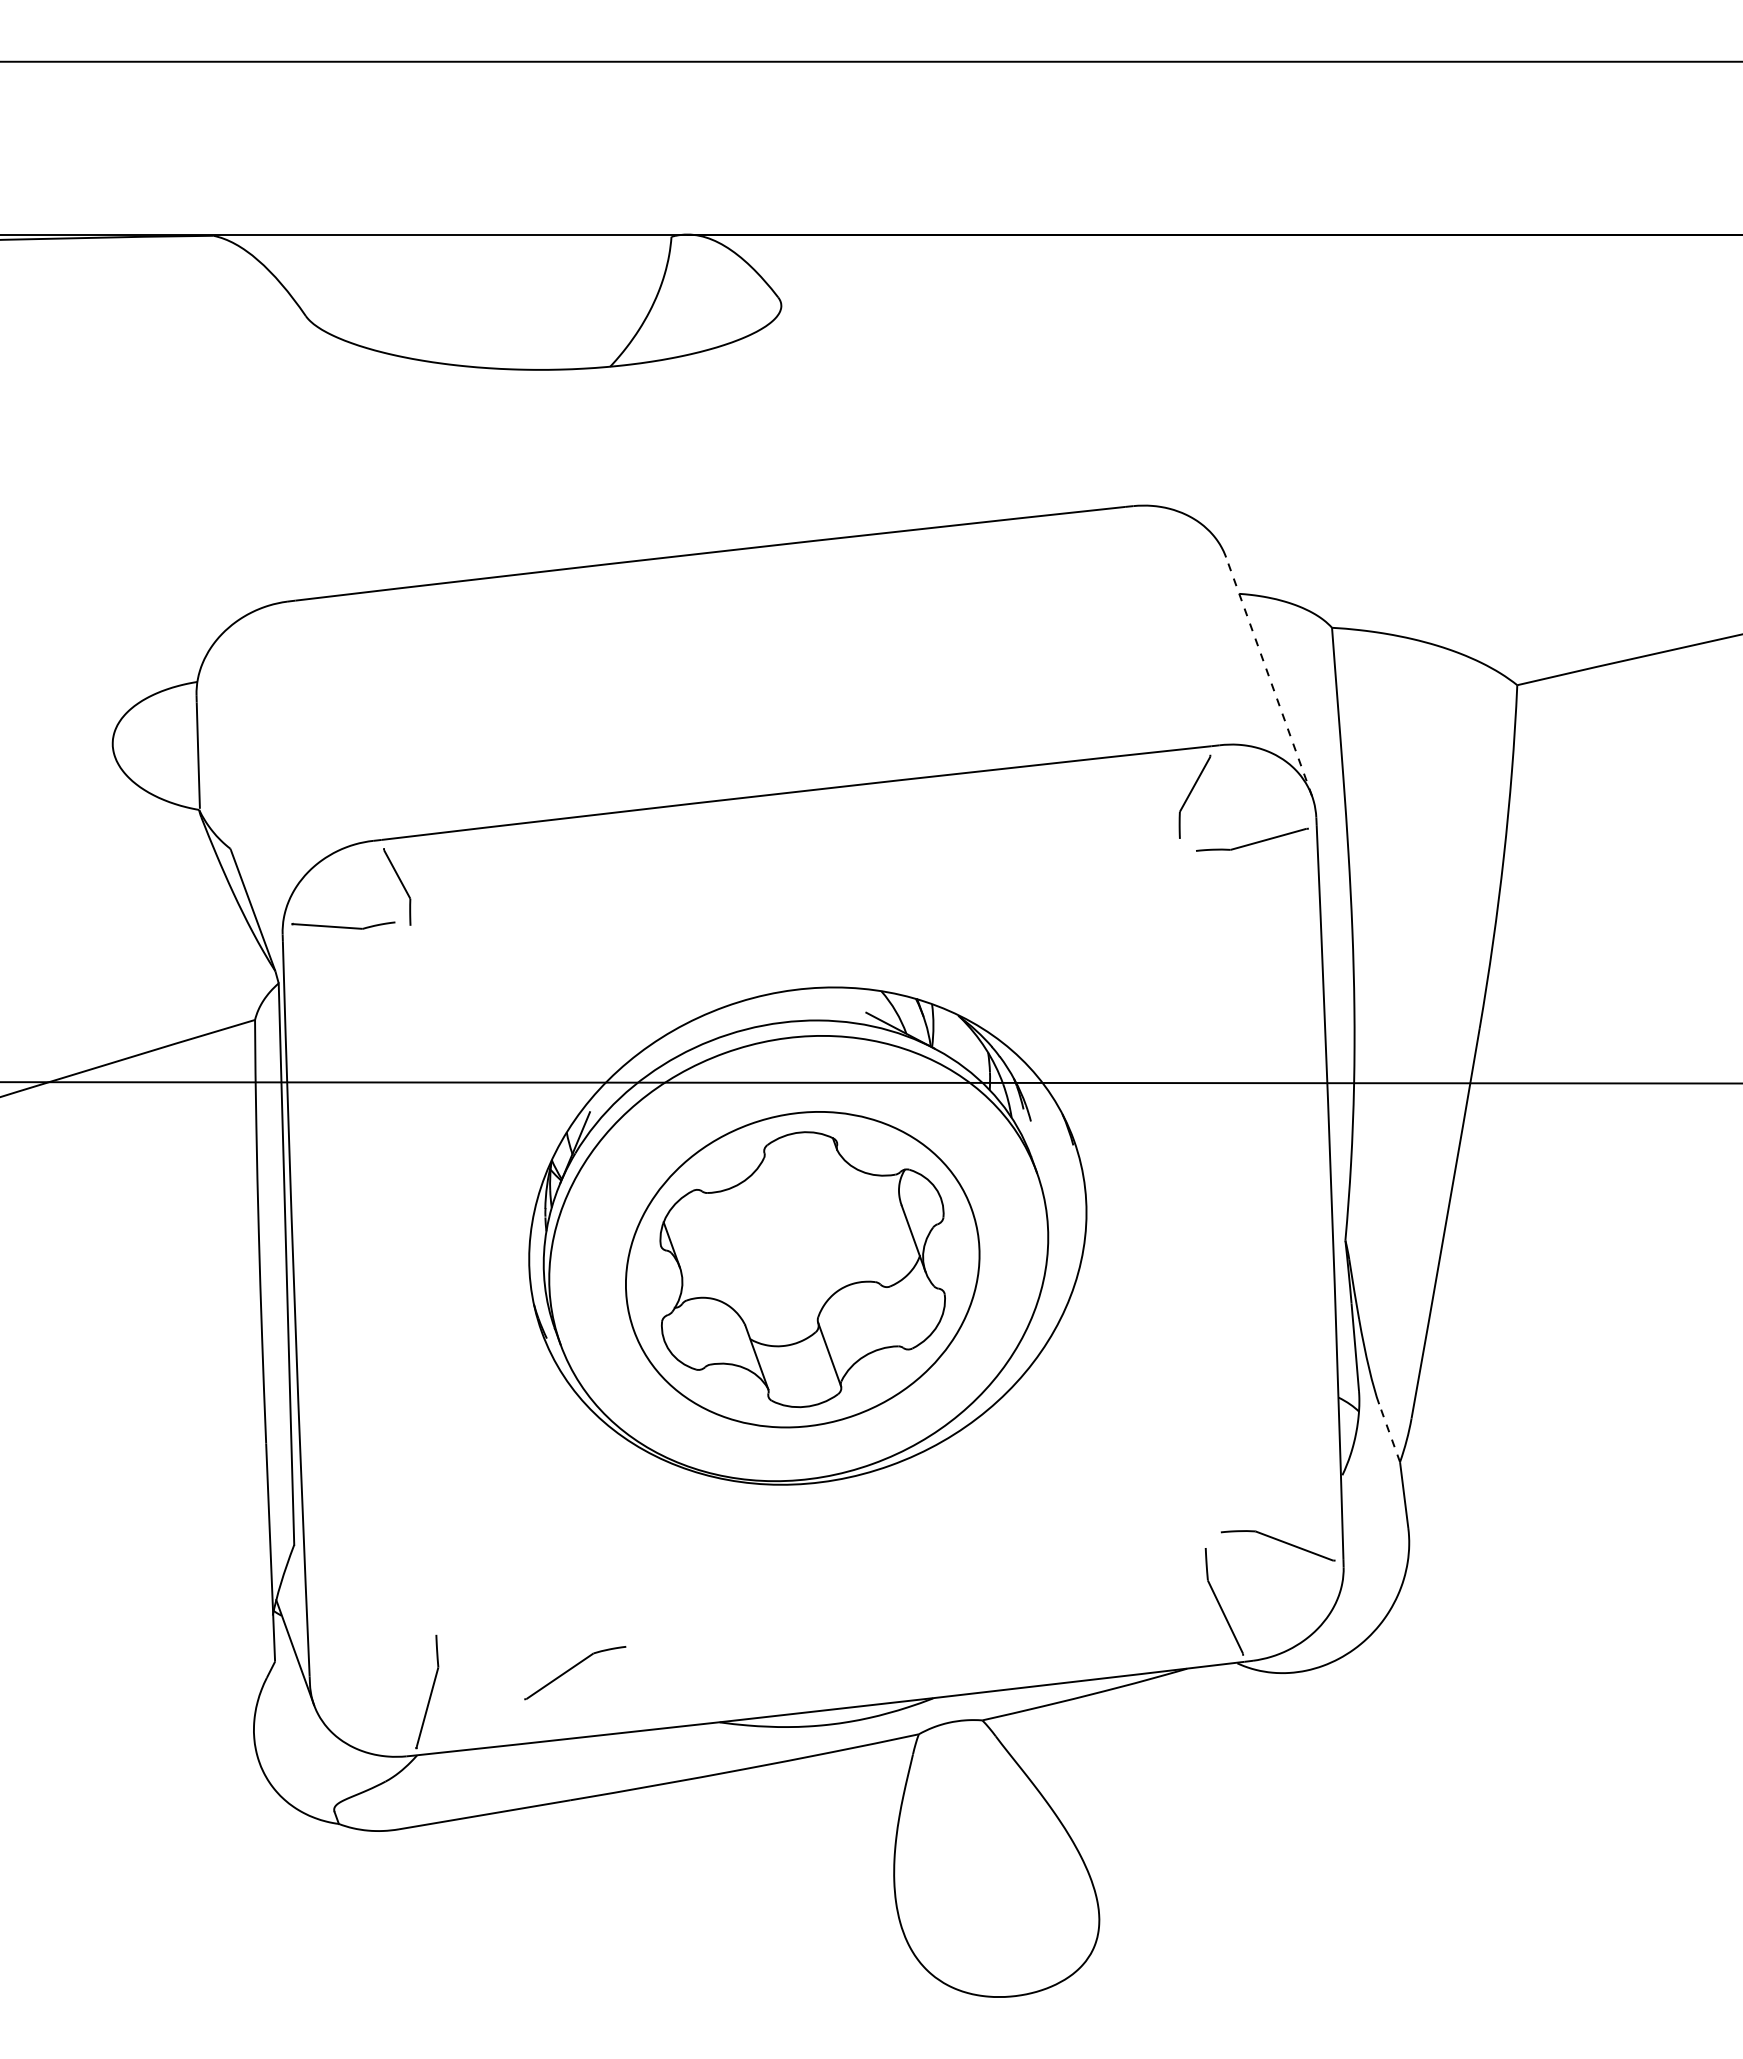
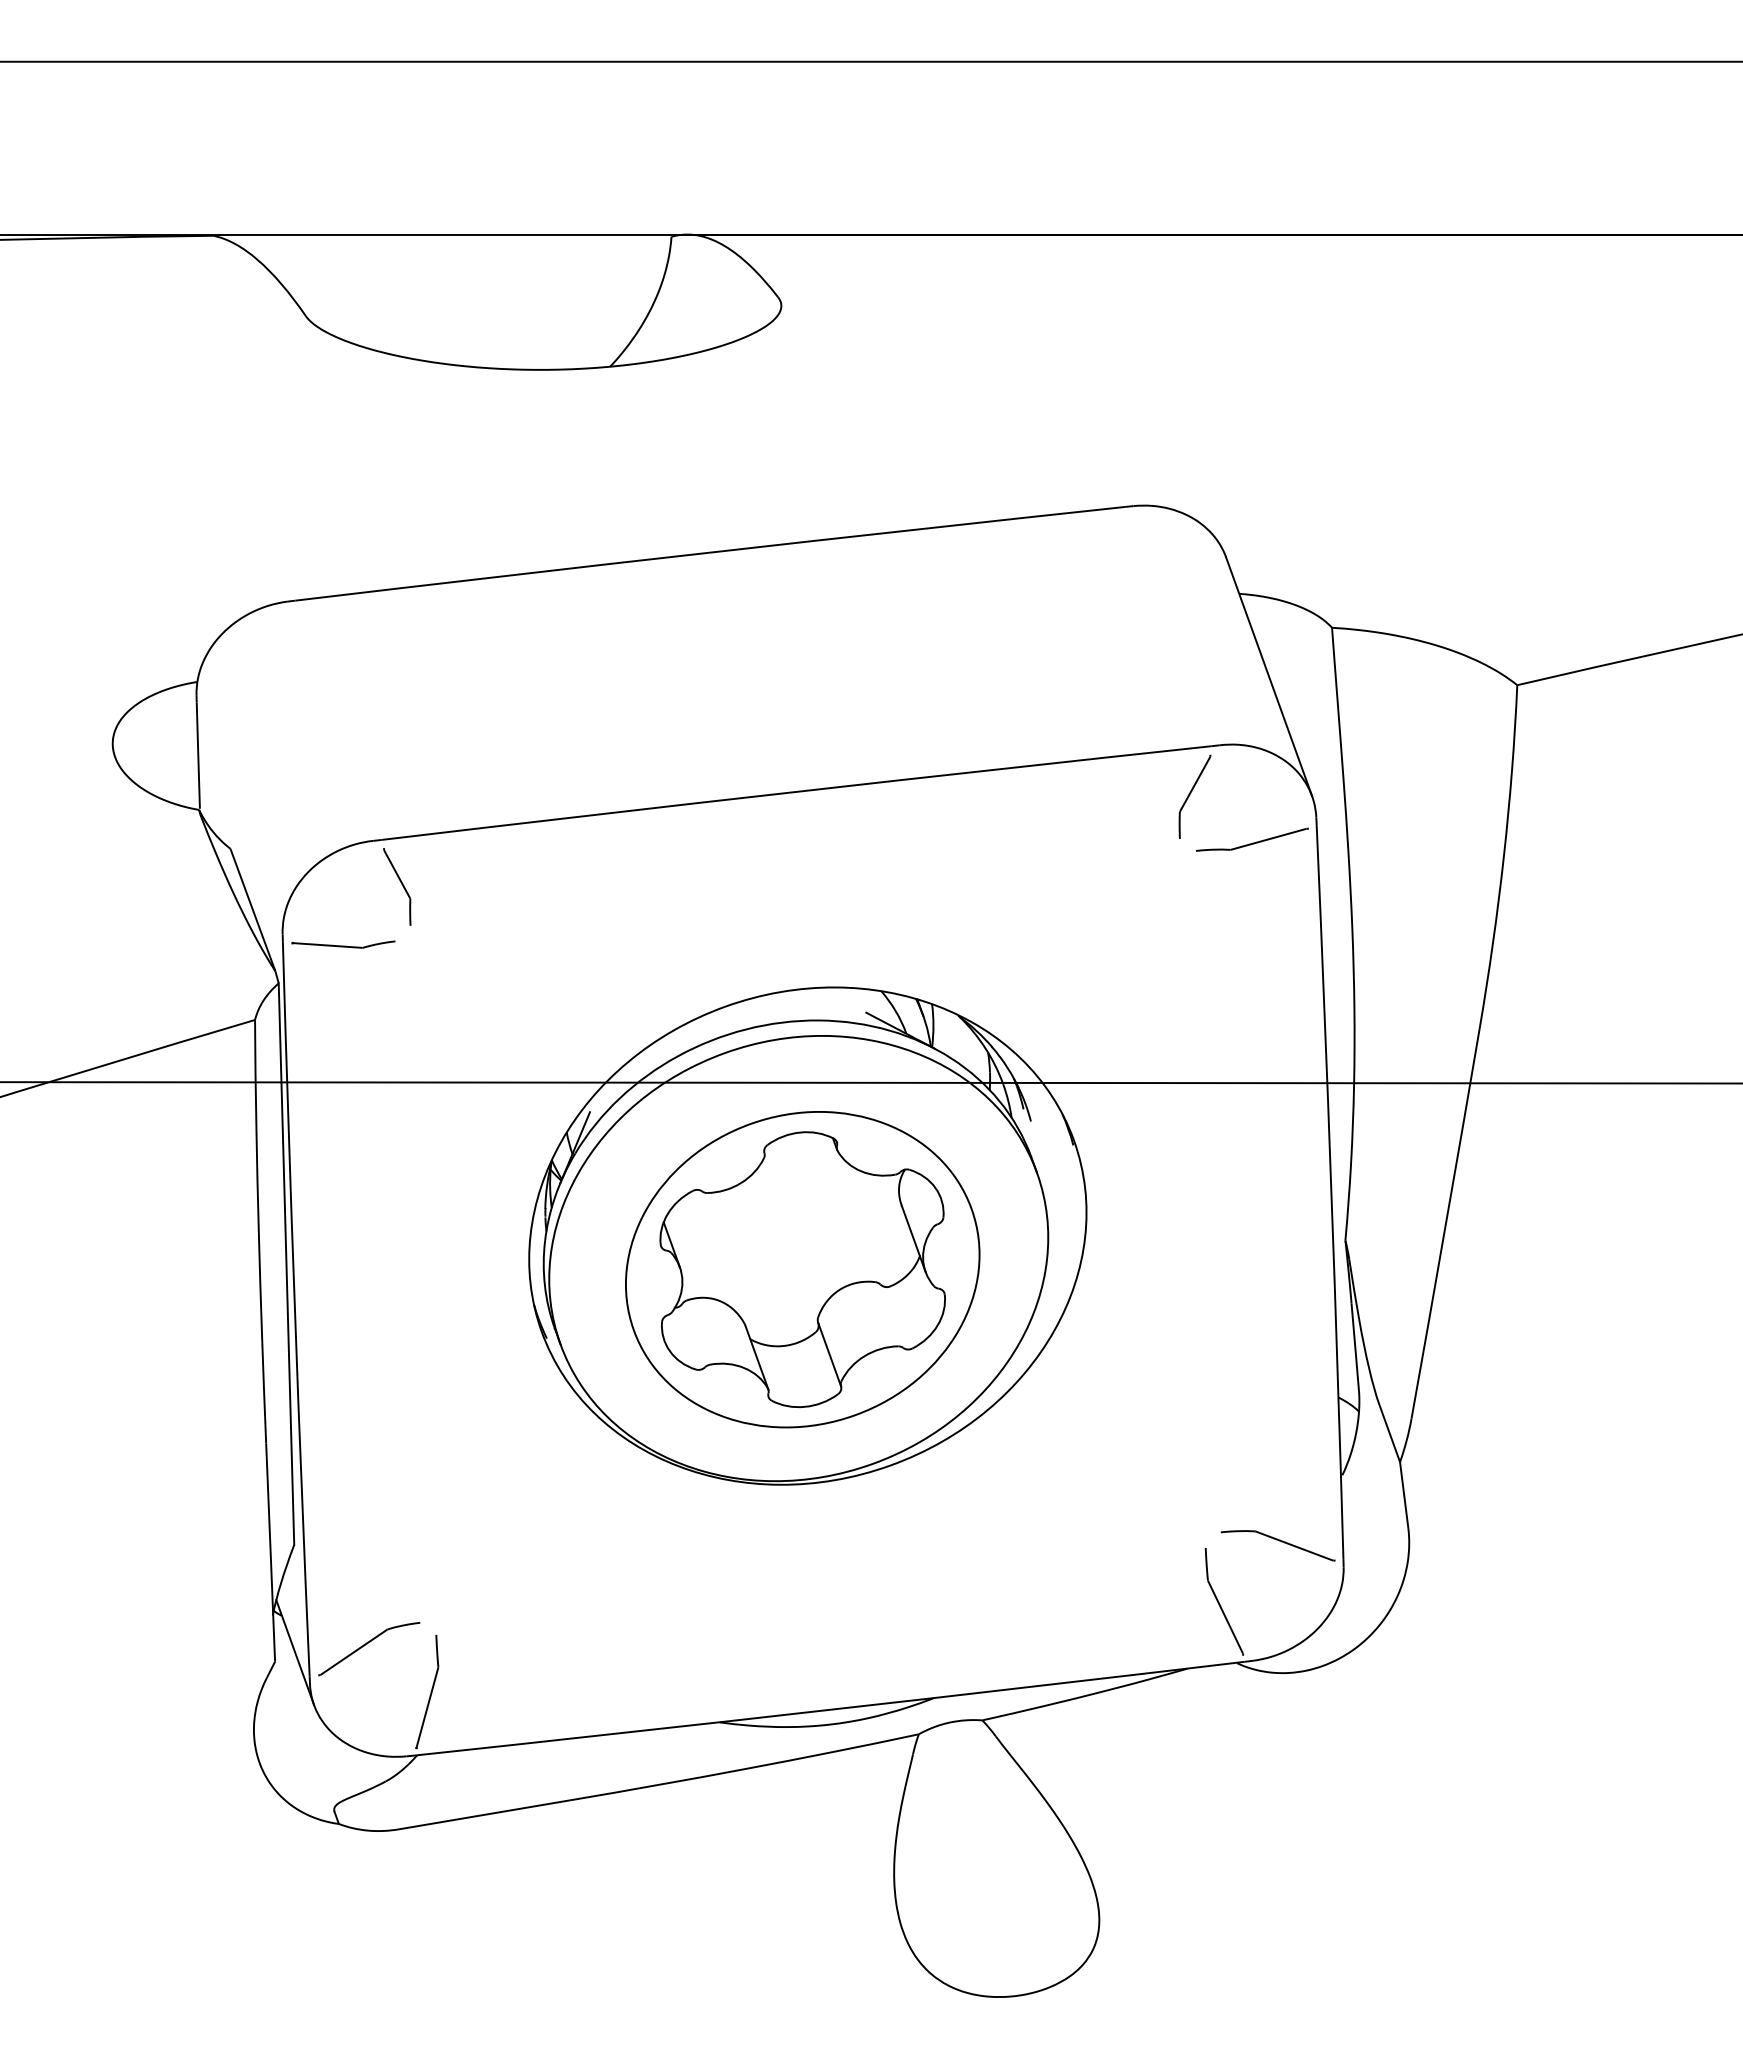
line: dashed -> solid (1269, 676)
part position: (343, 925) -> (343, 944) (343, 944)
line: dashed -> solid (1389, 1433)
part position: (575, 1673) -> (369, 1649) (369, 1649)
